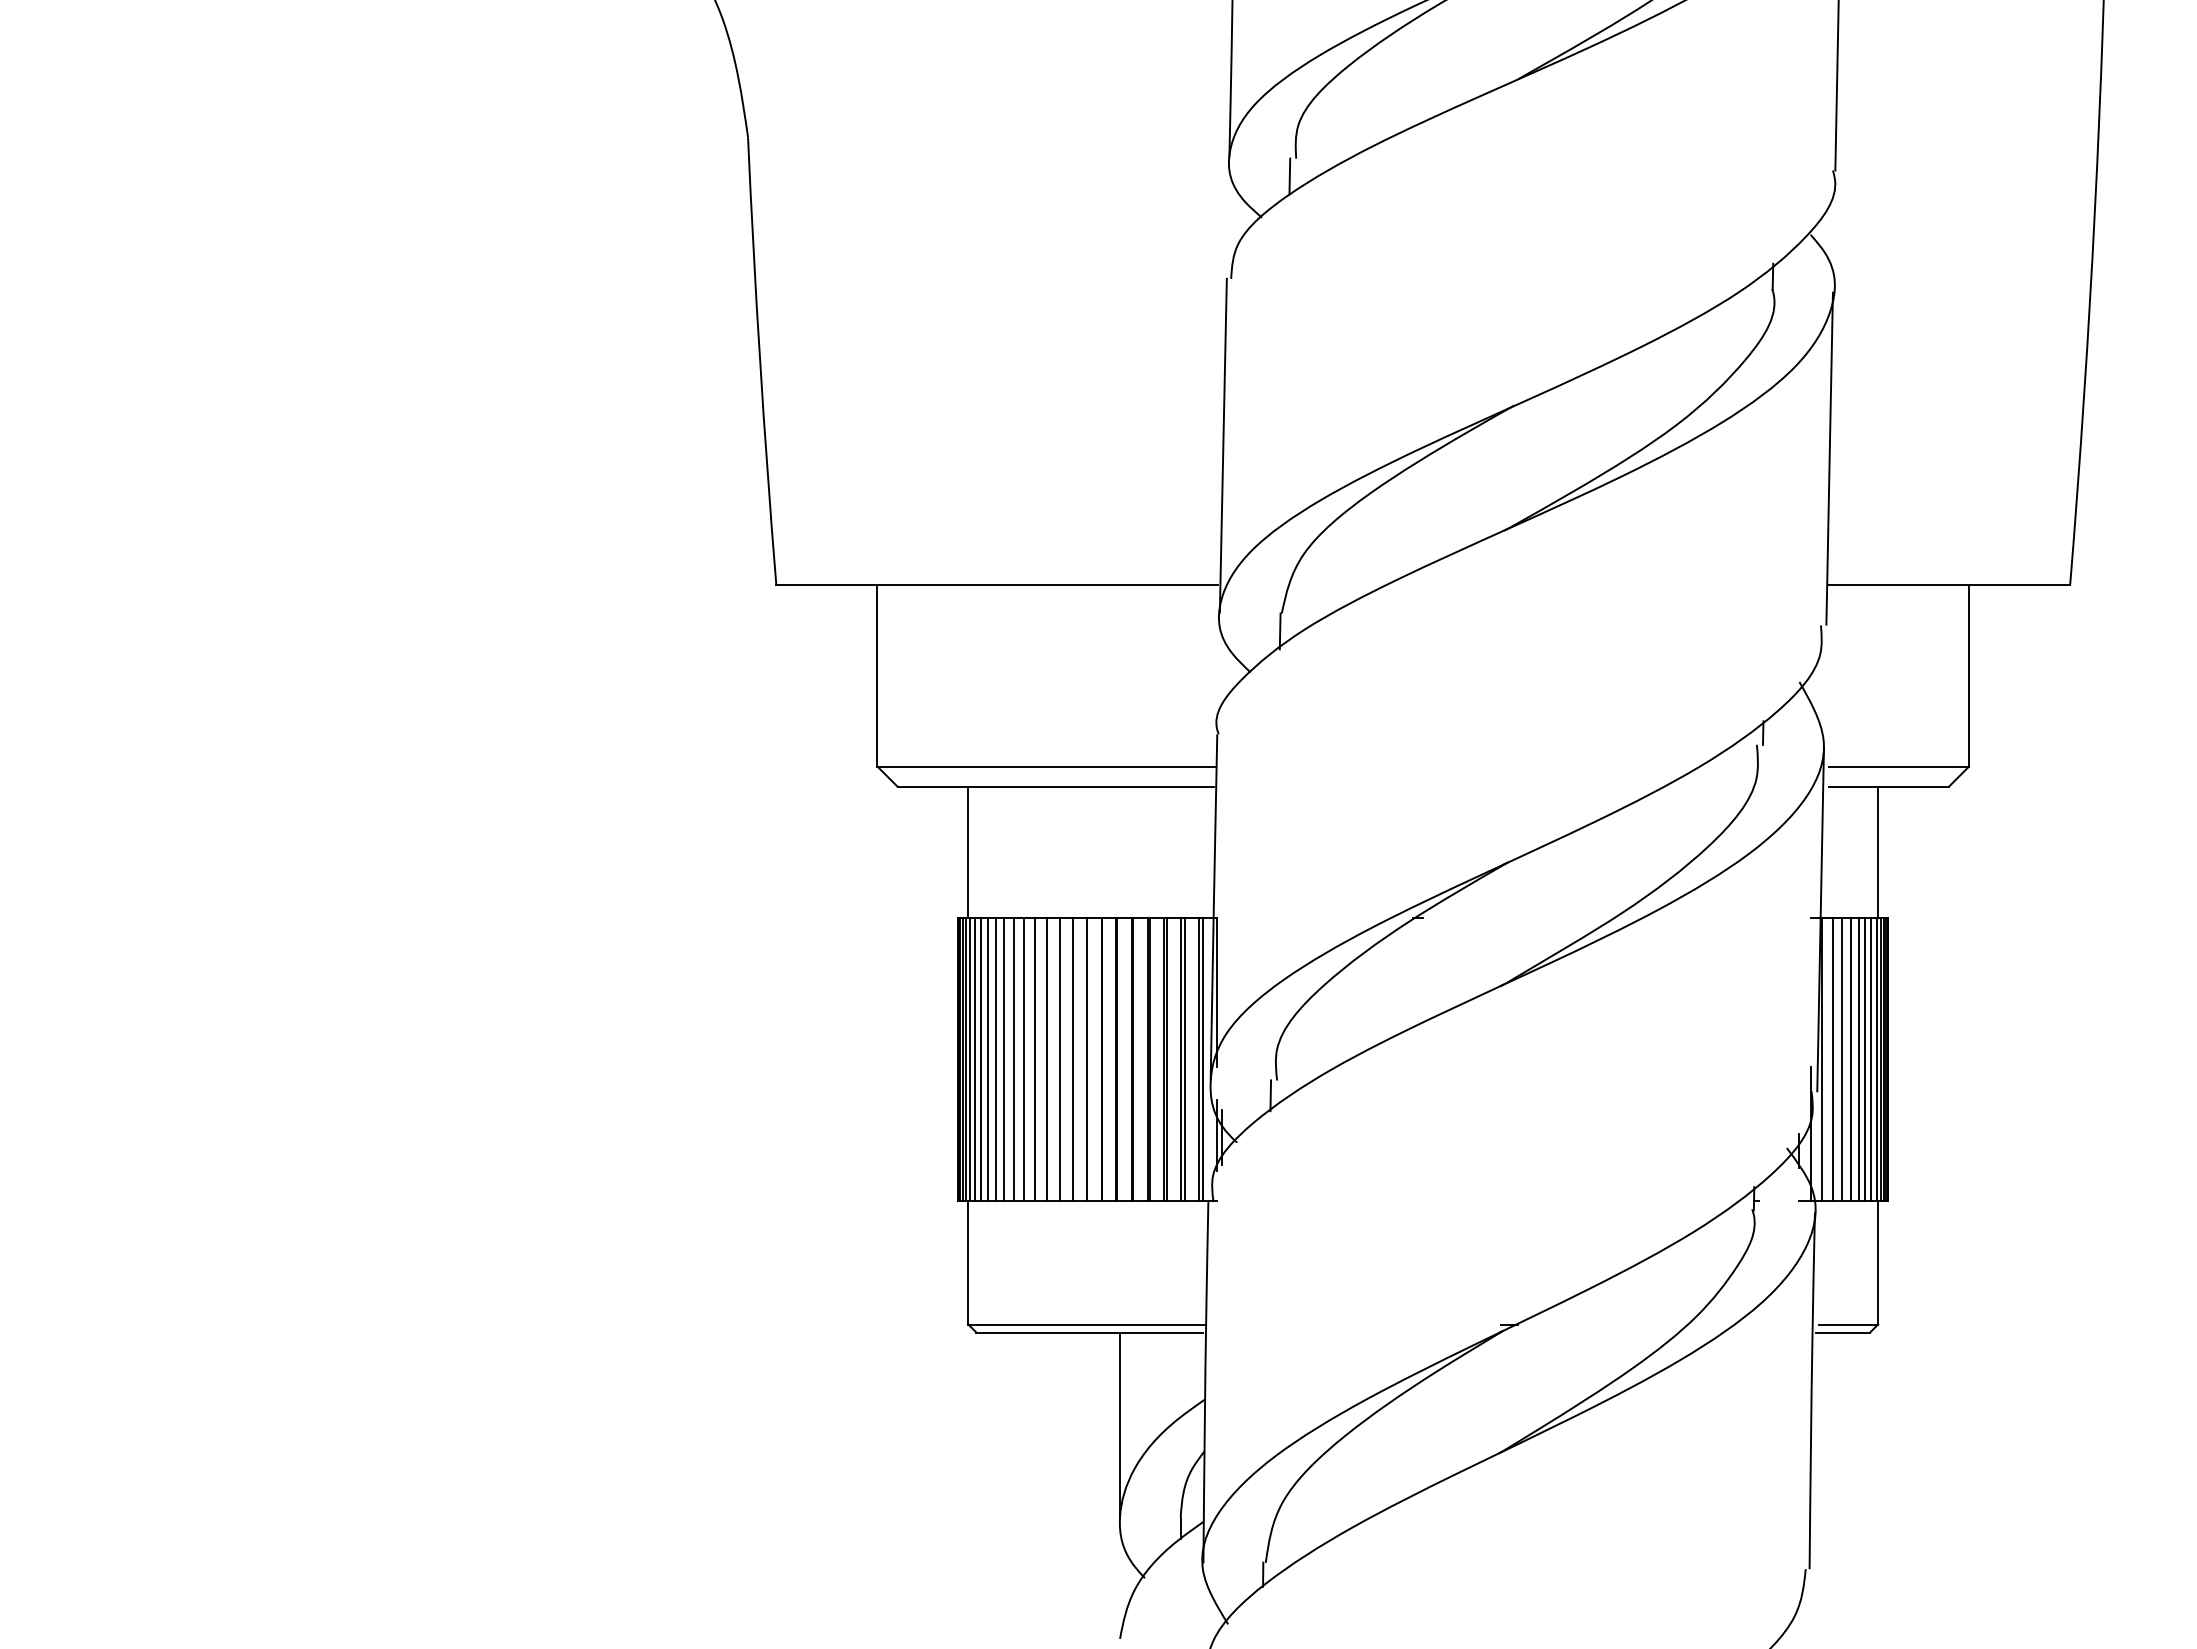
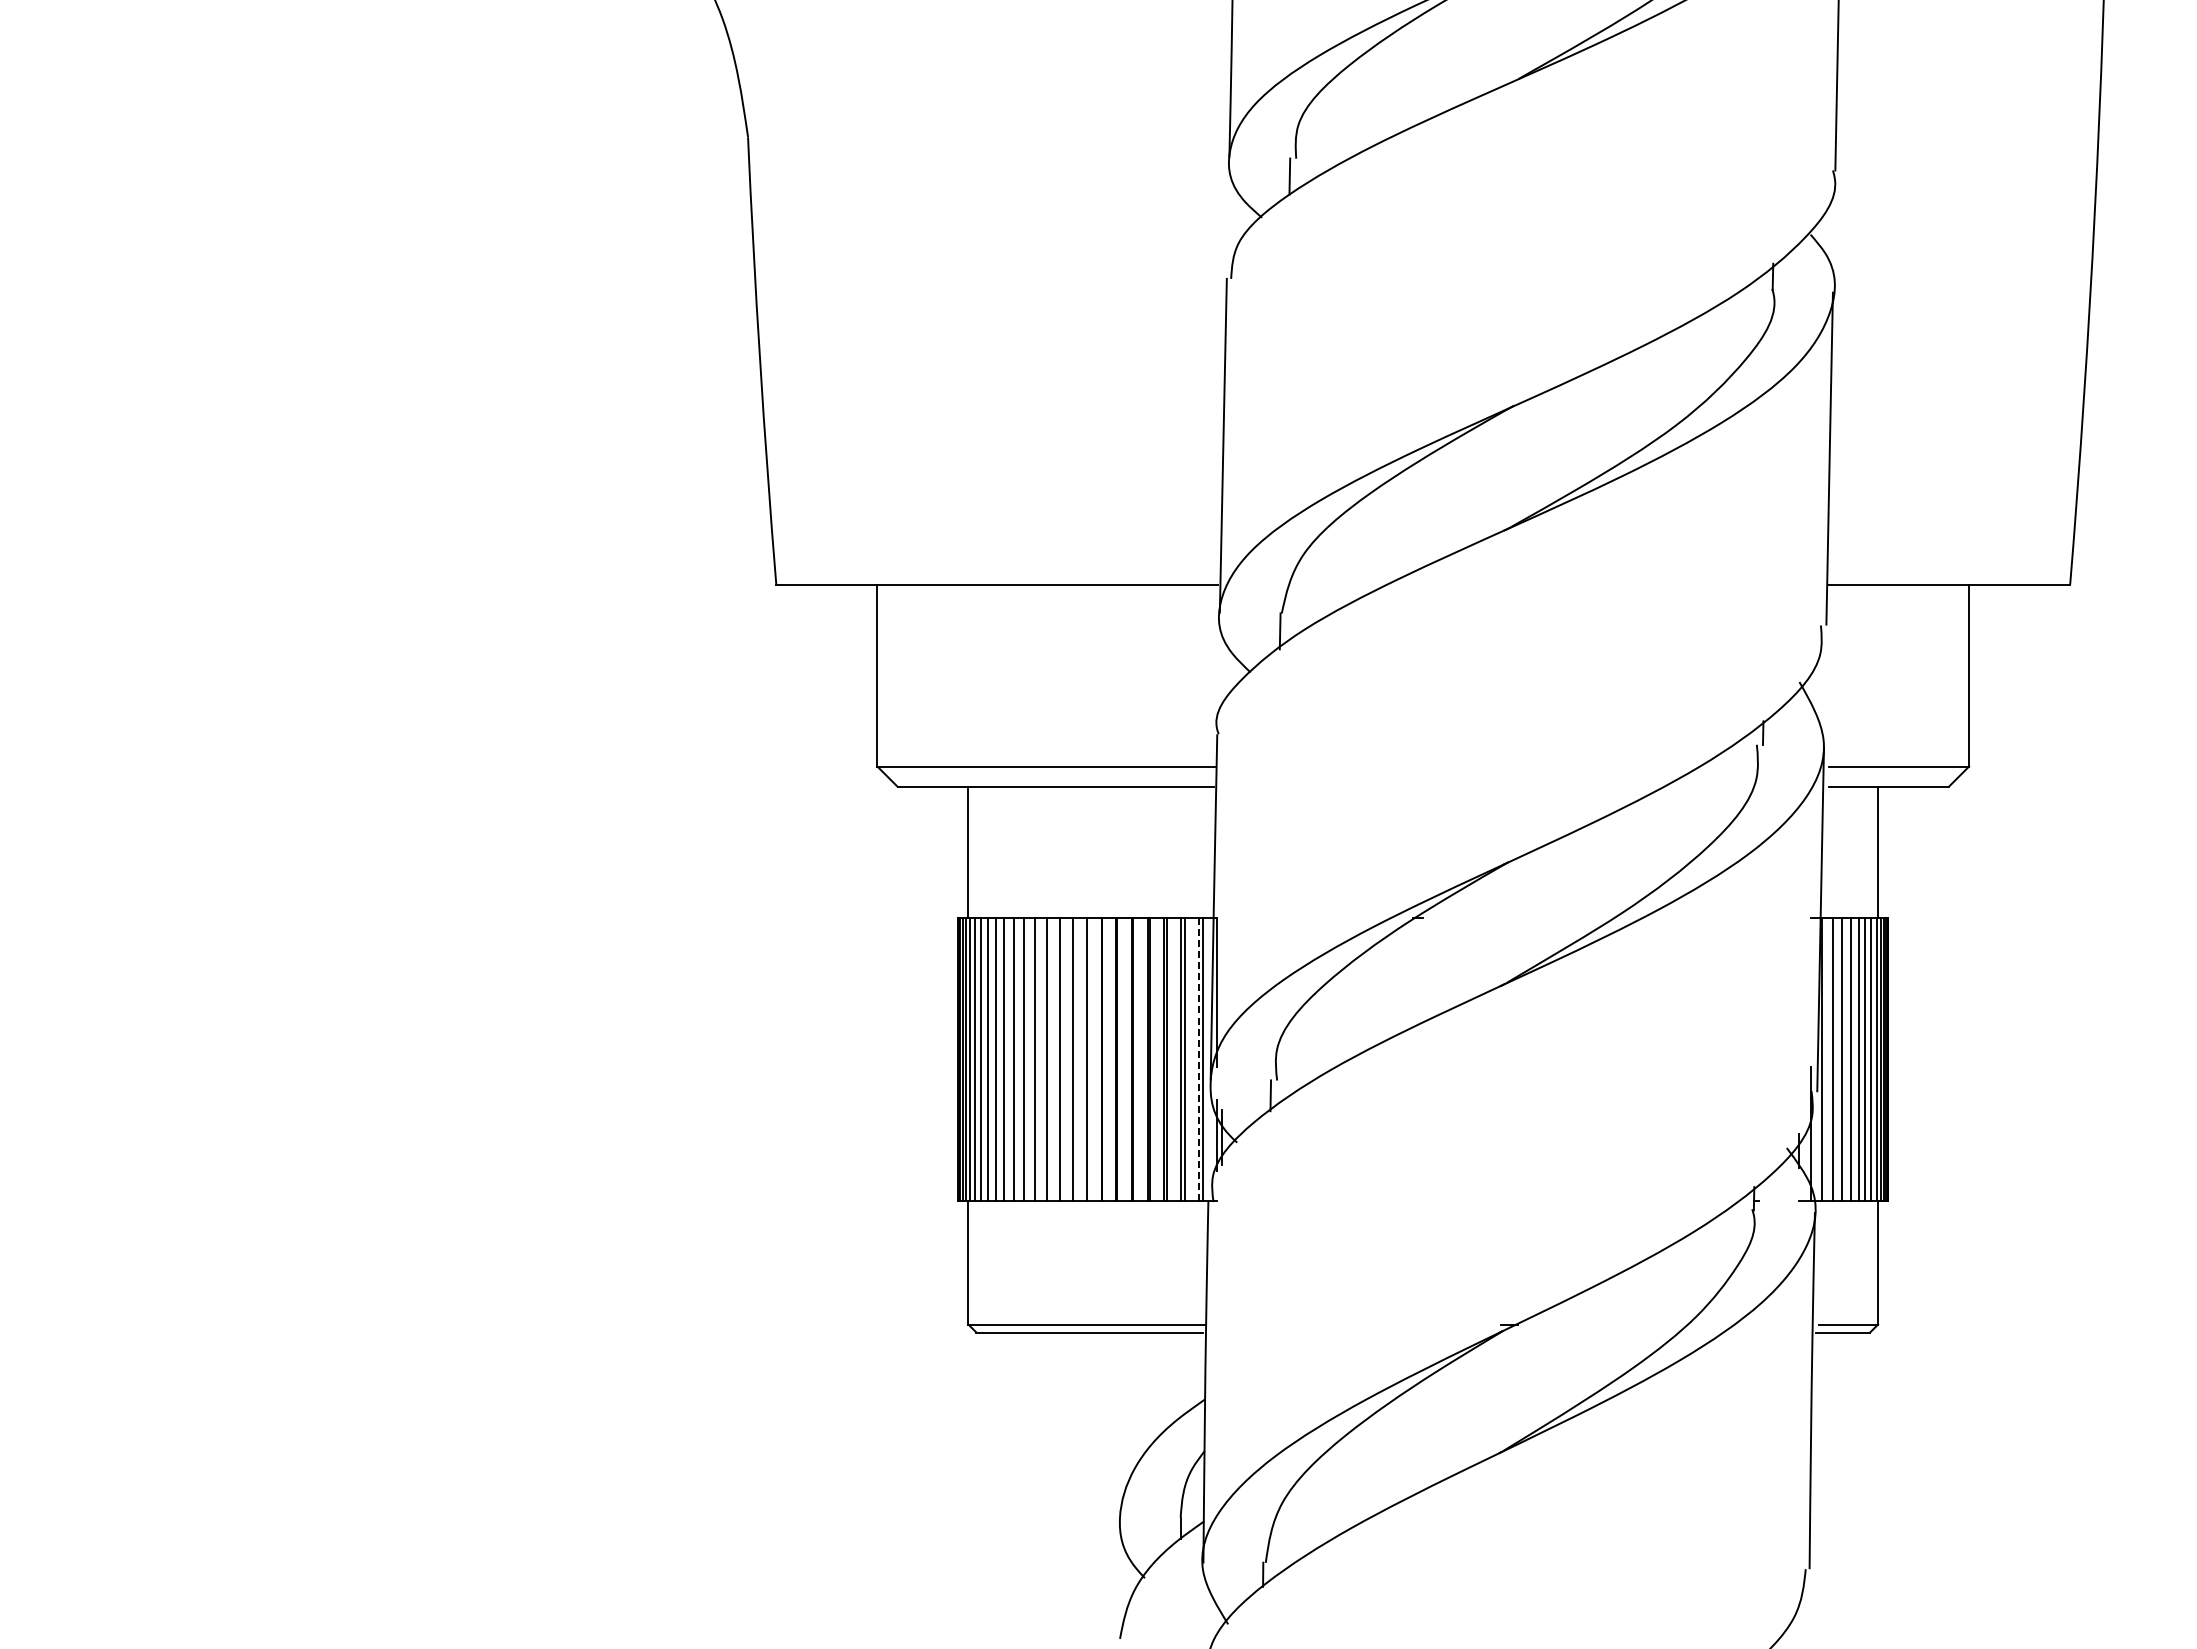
line: solid -> dashed (1198, 1059)
line: present -> none (1120, 1424)
